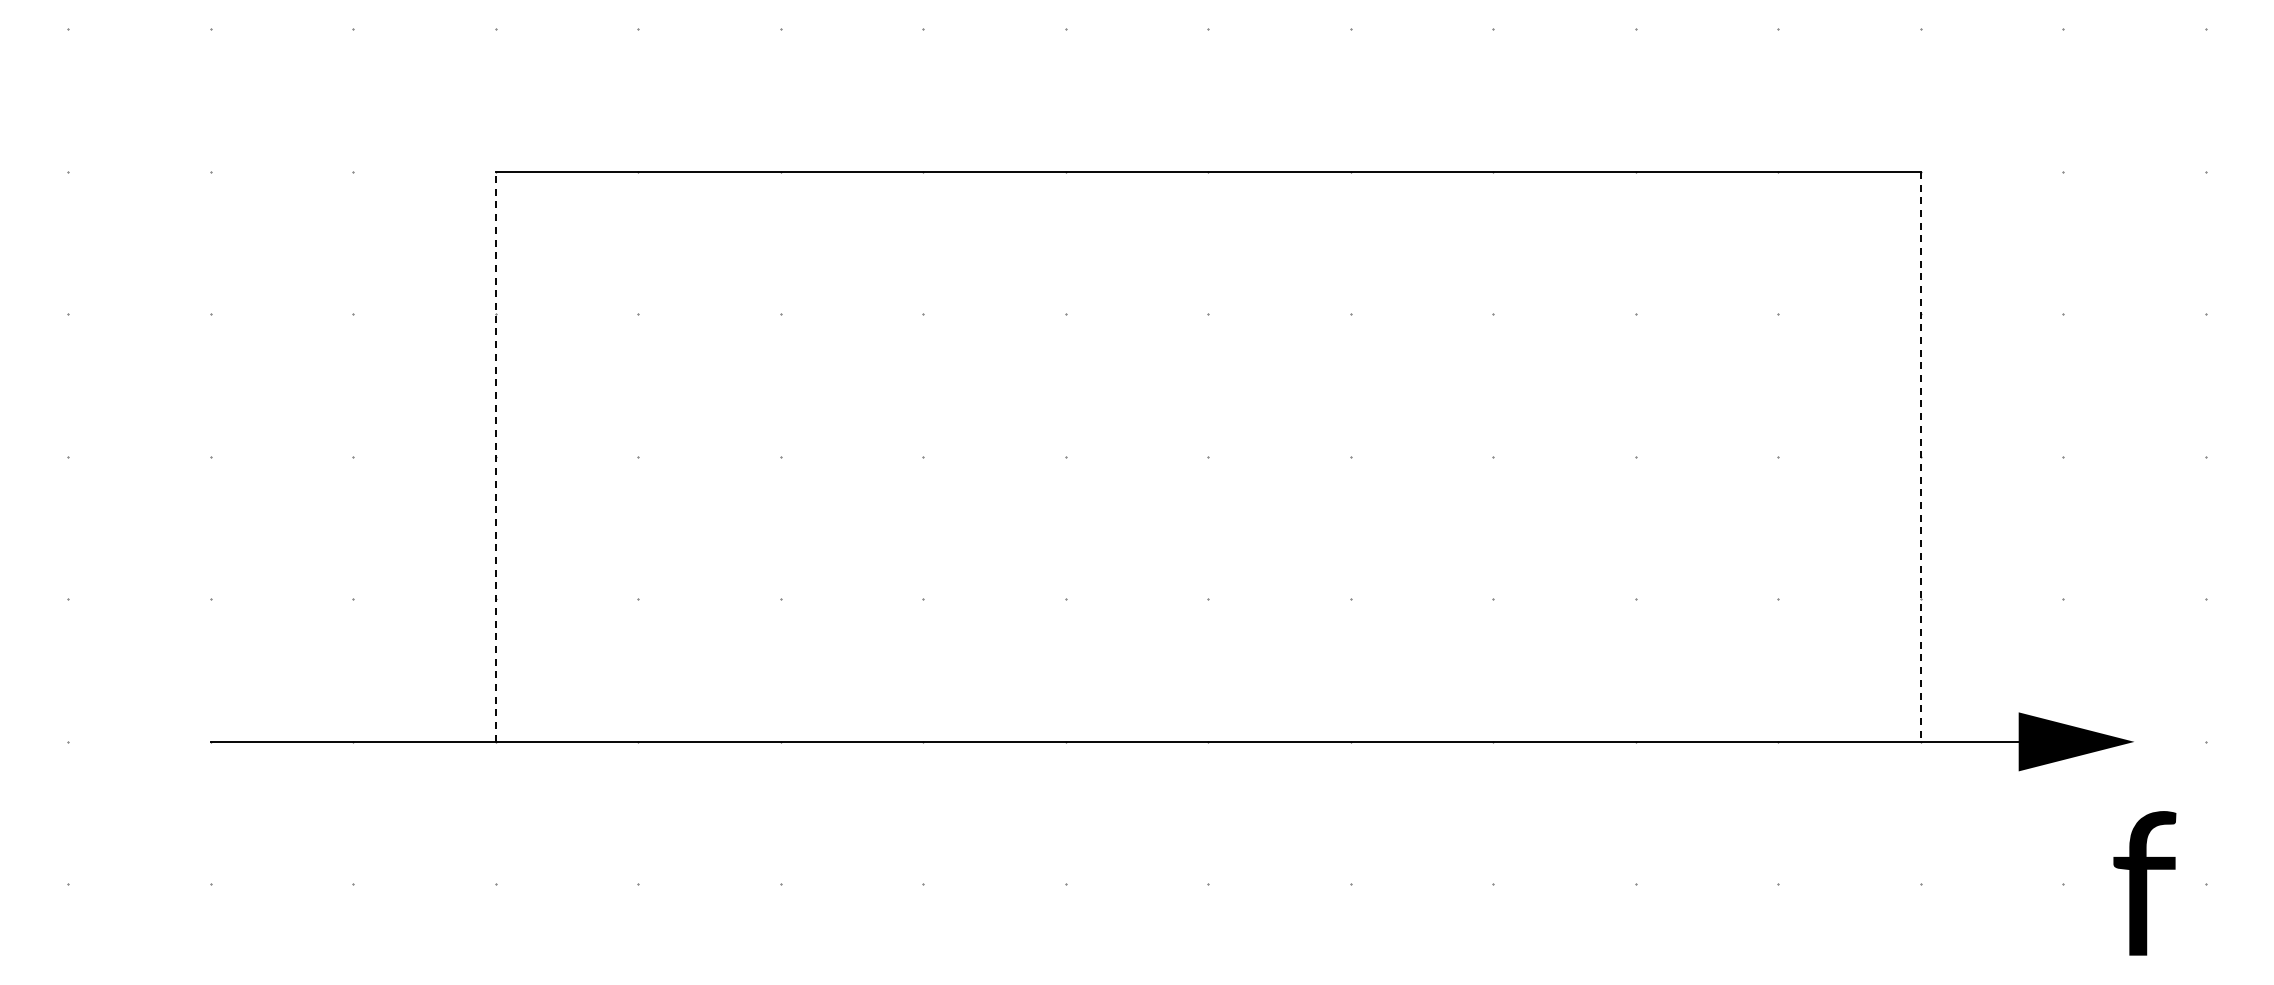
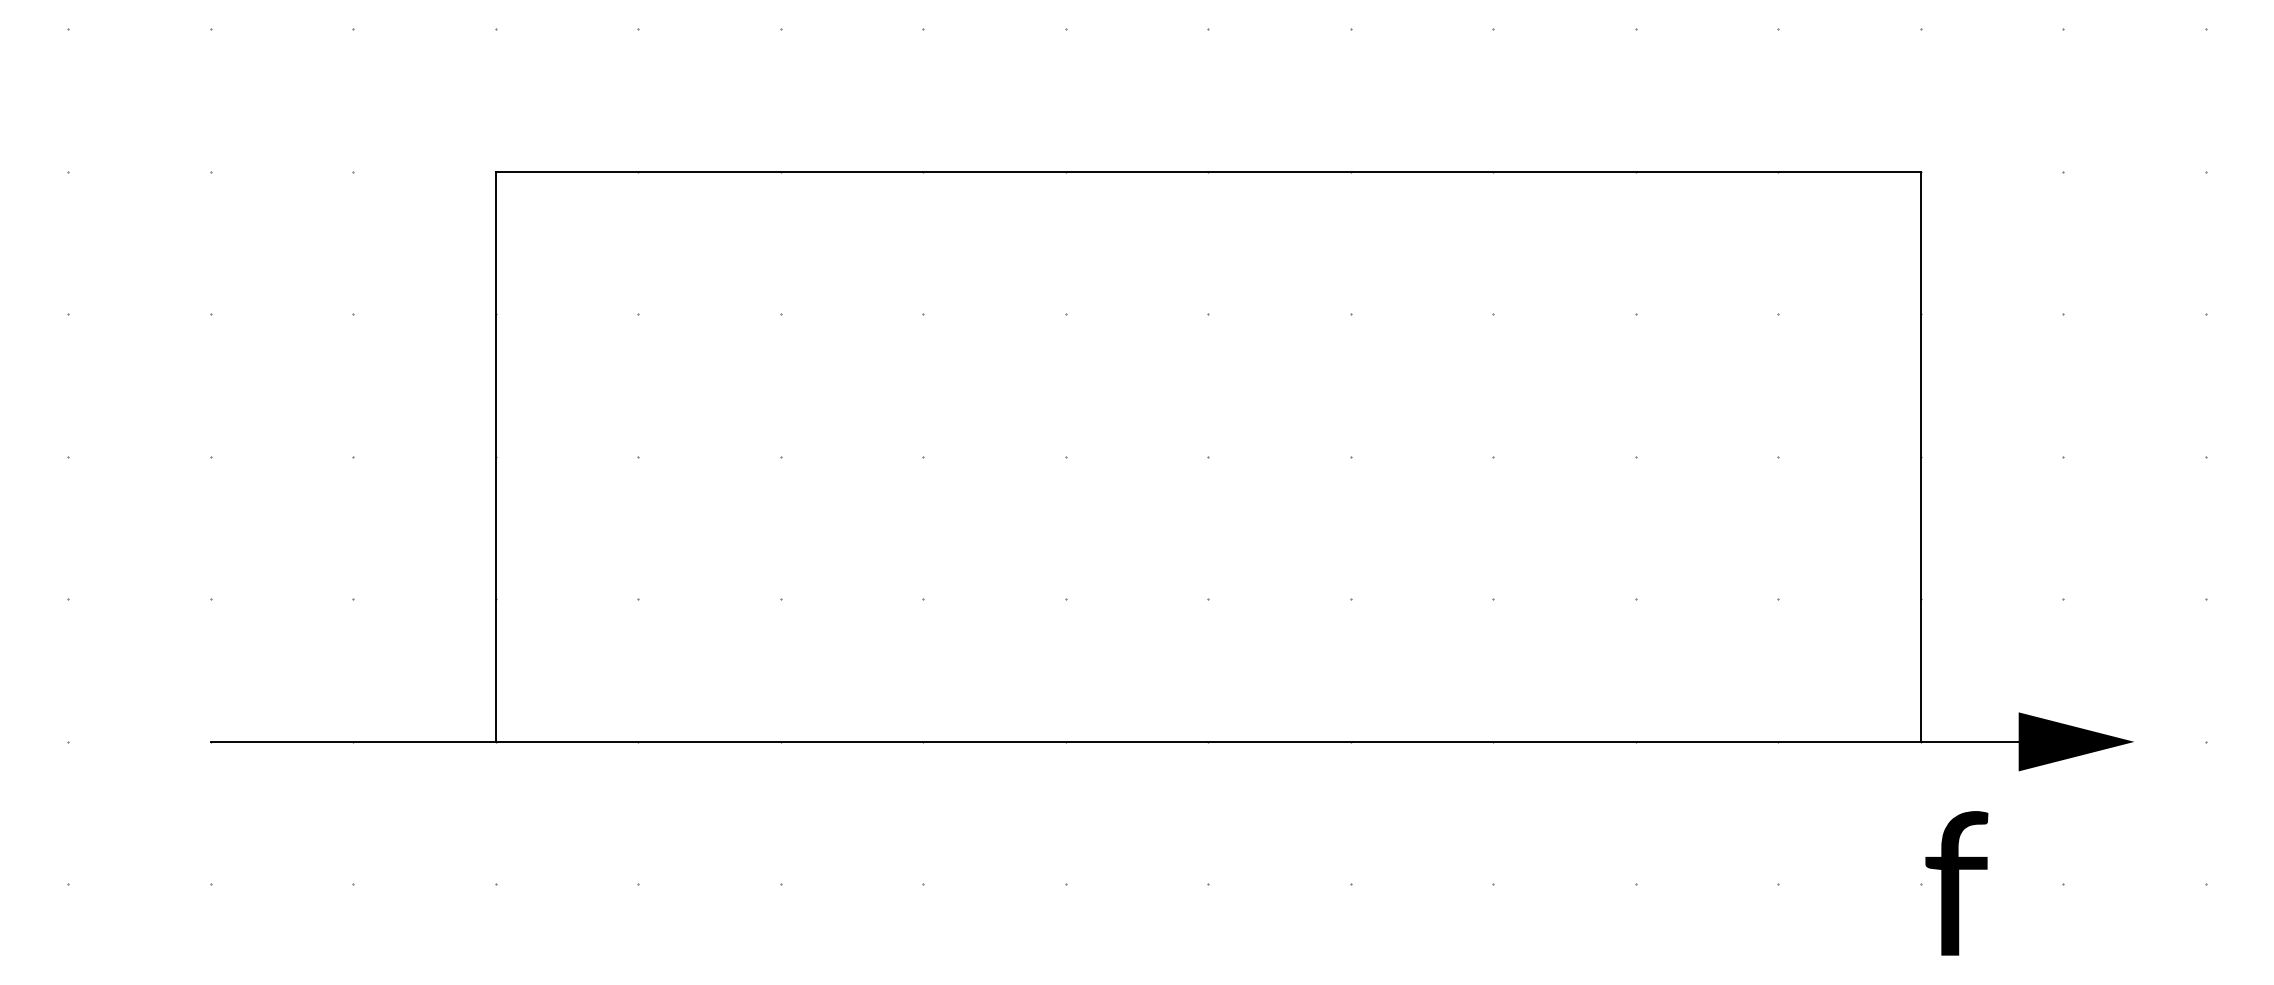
line: dashed -> solid (495, 456)
line: dashed -> solid (1920, 457)
text position: (2144, 883) -> (1956, 883) (1956, 883)
